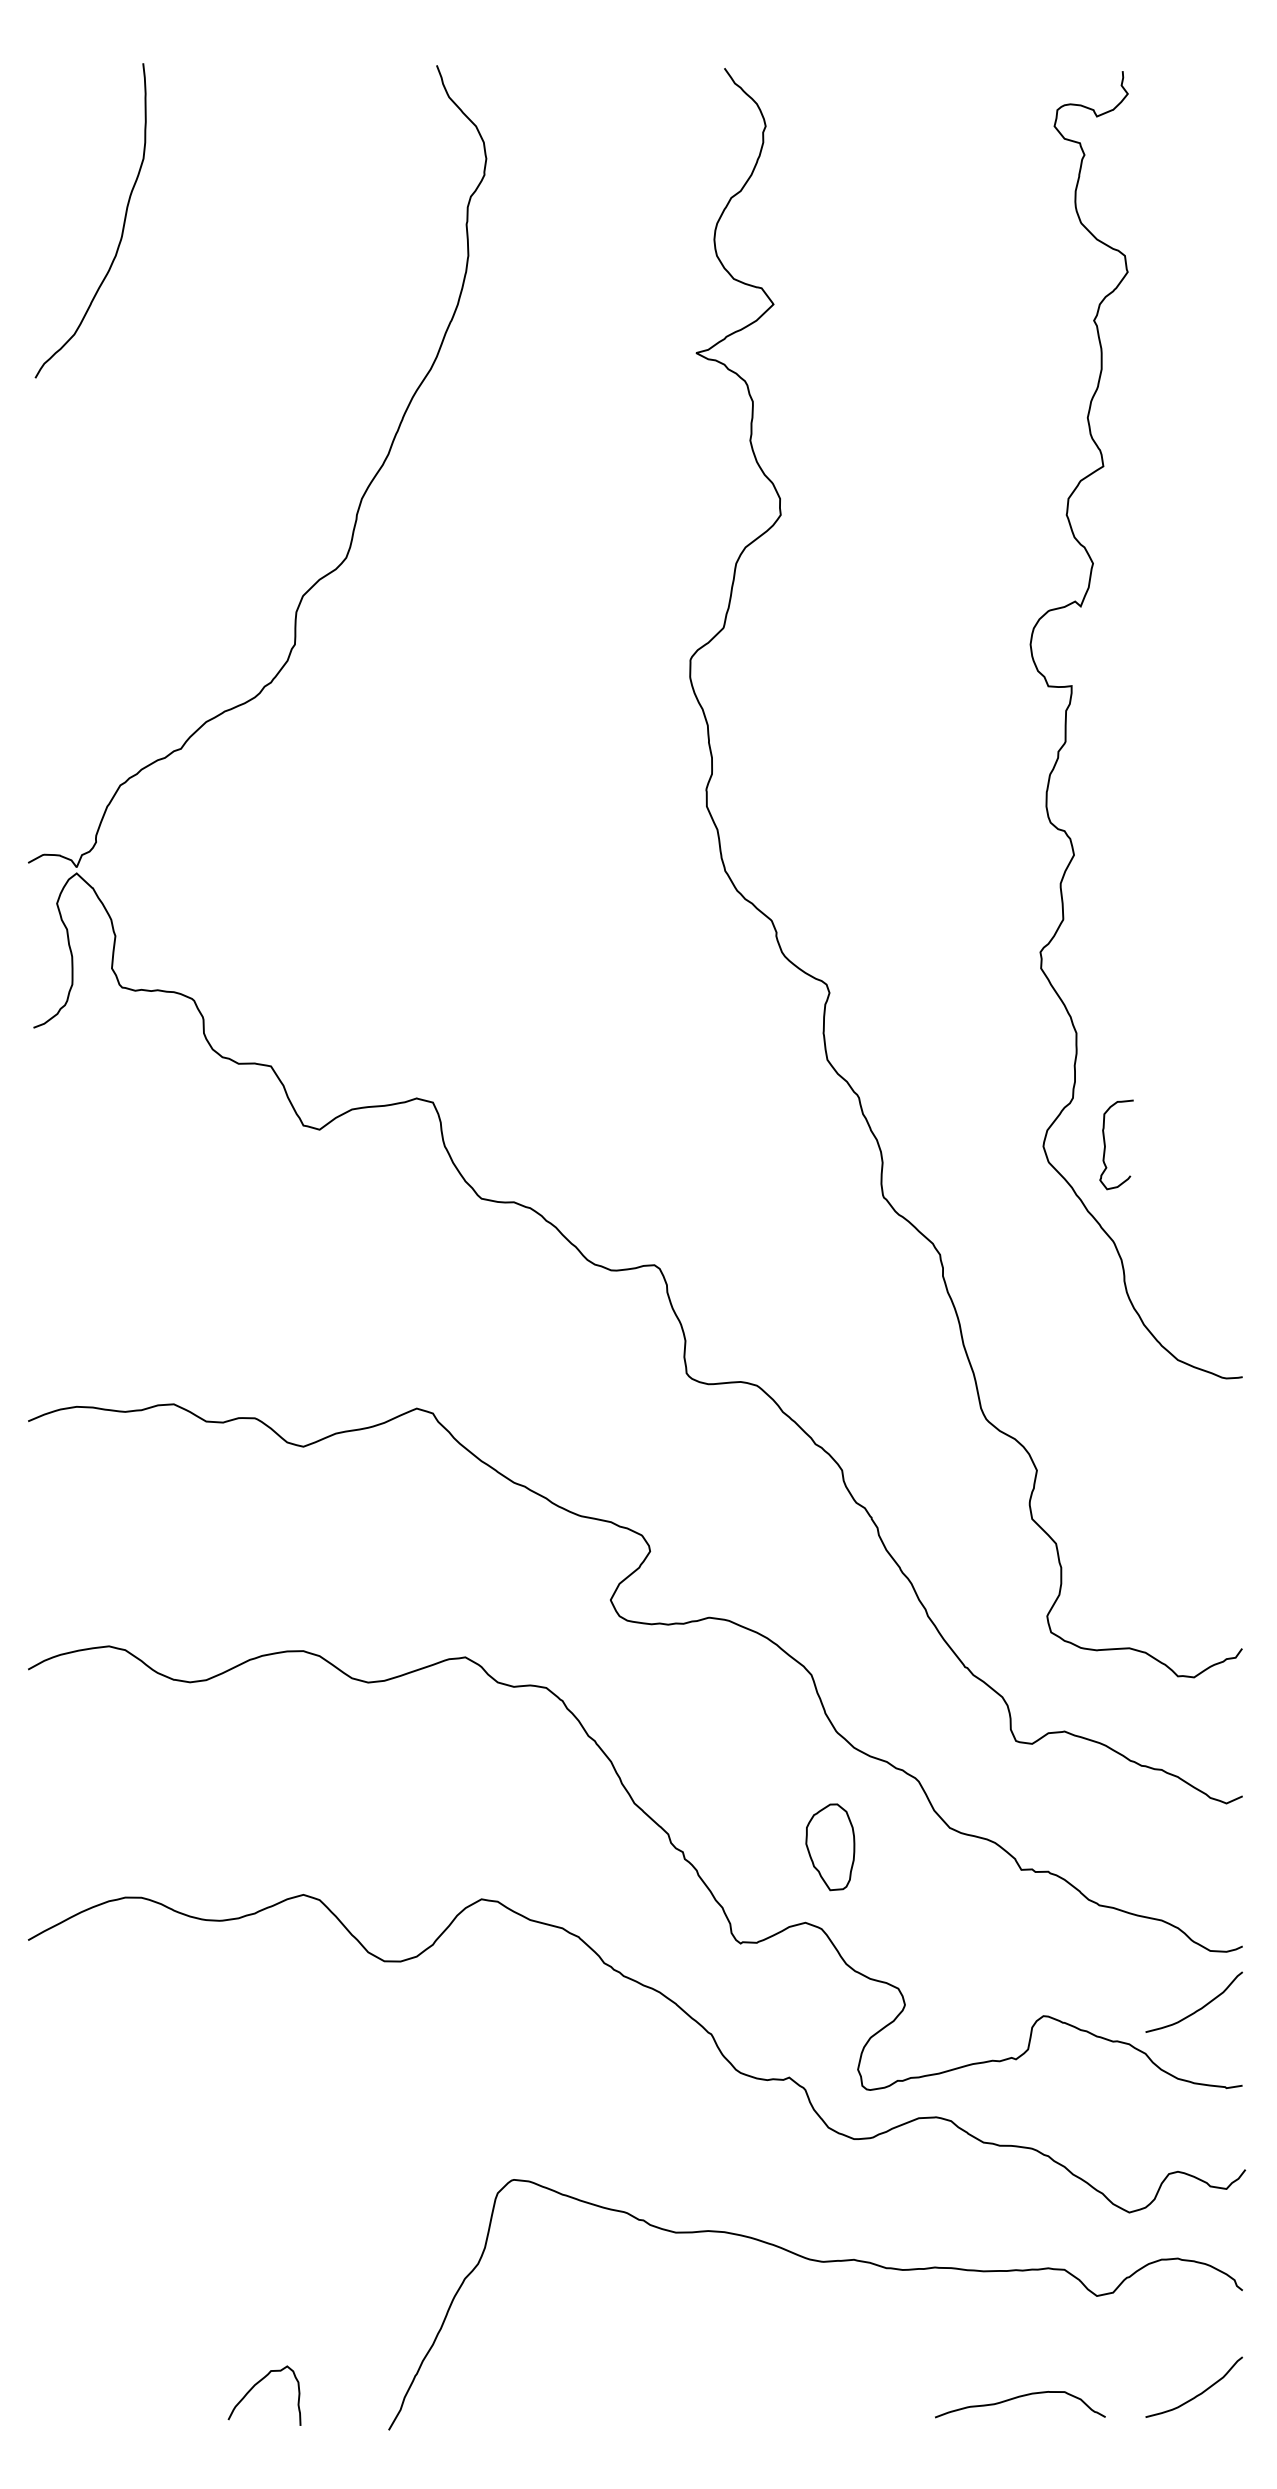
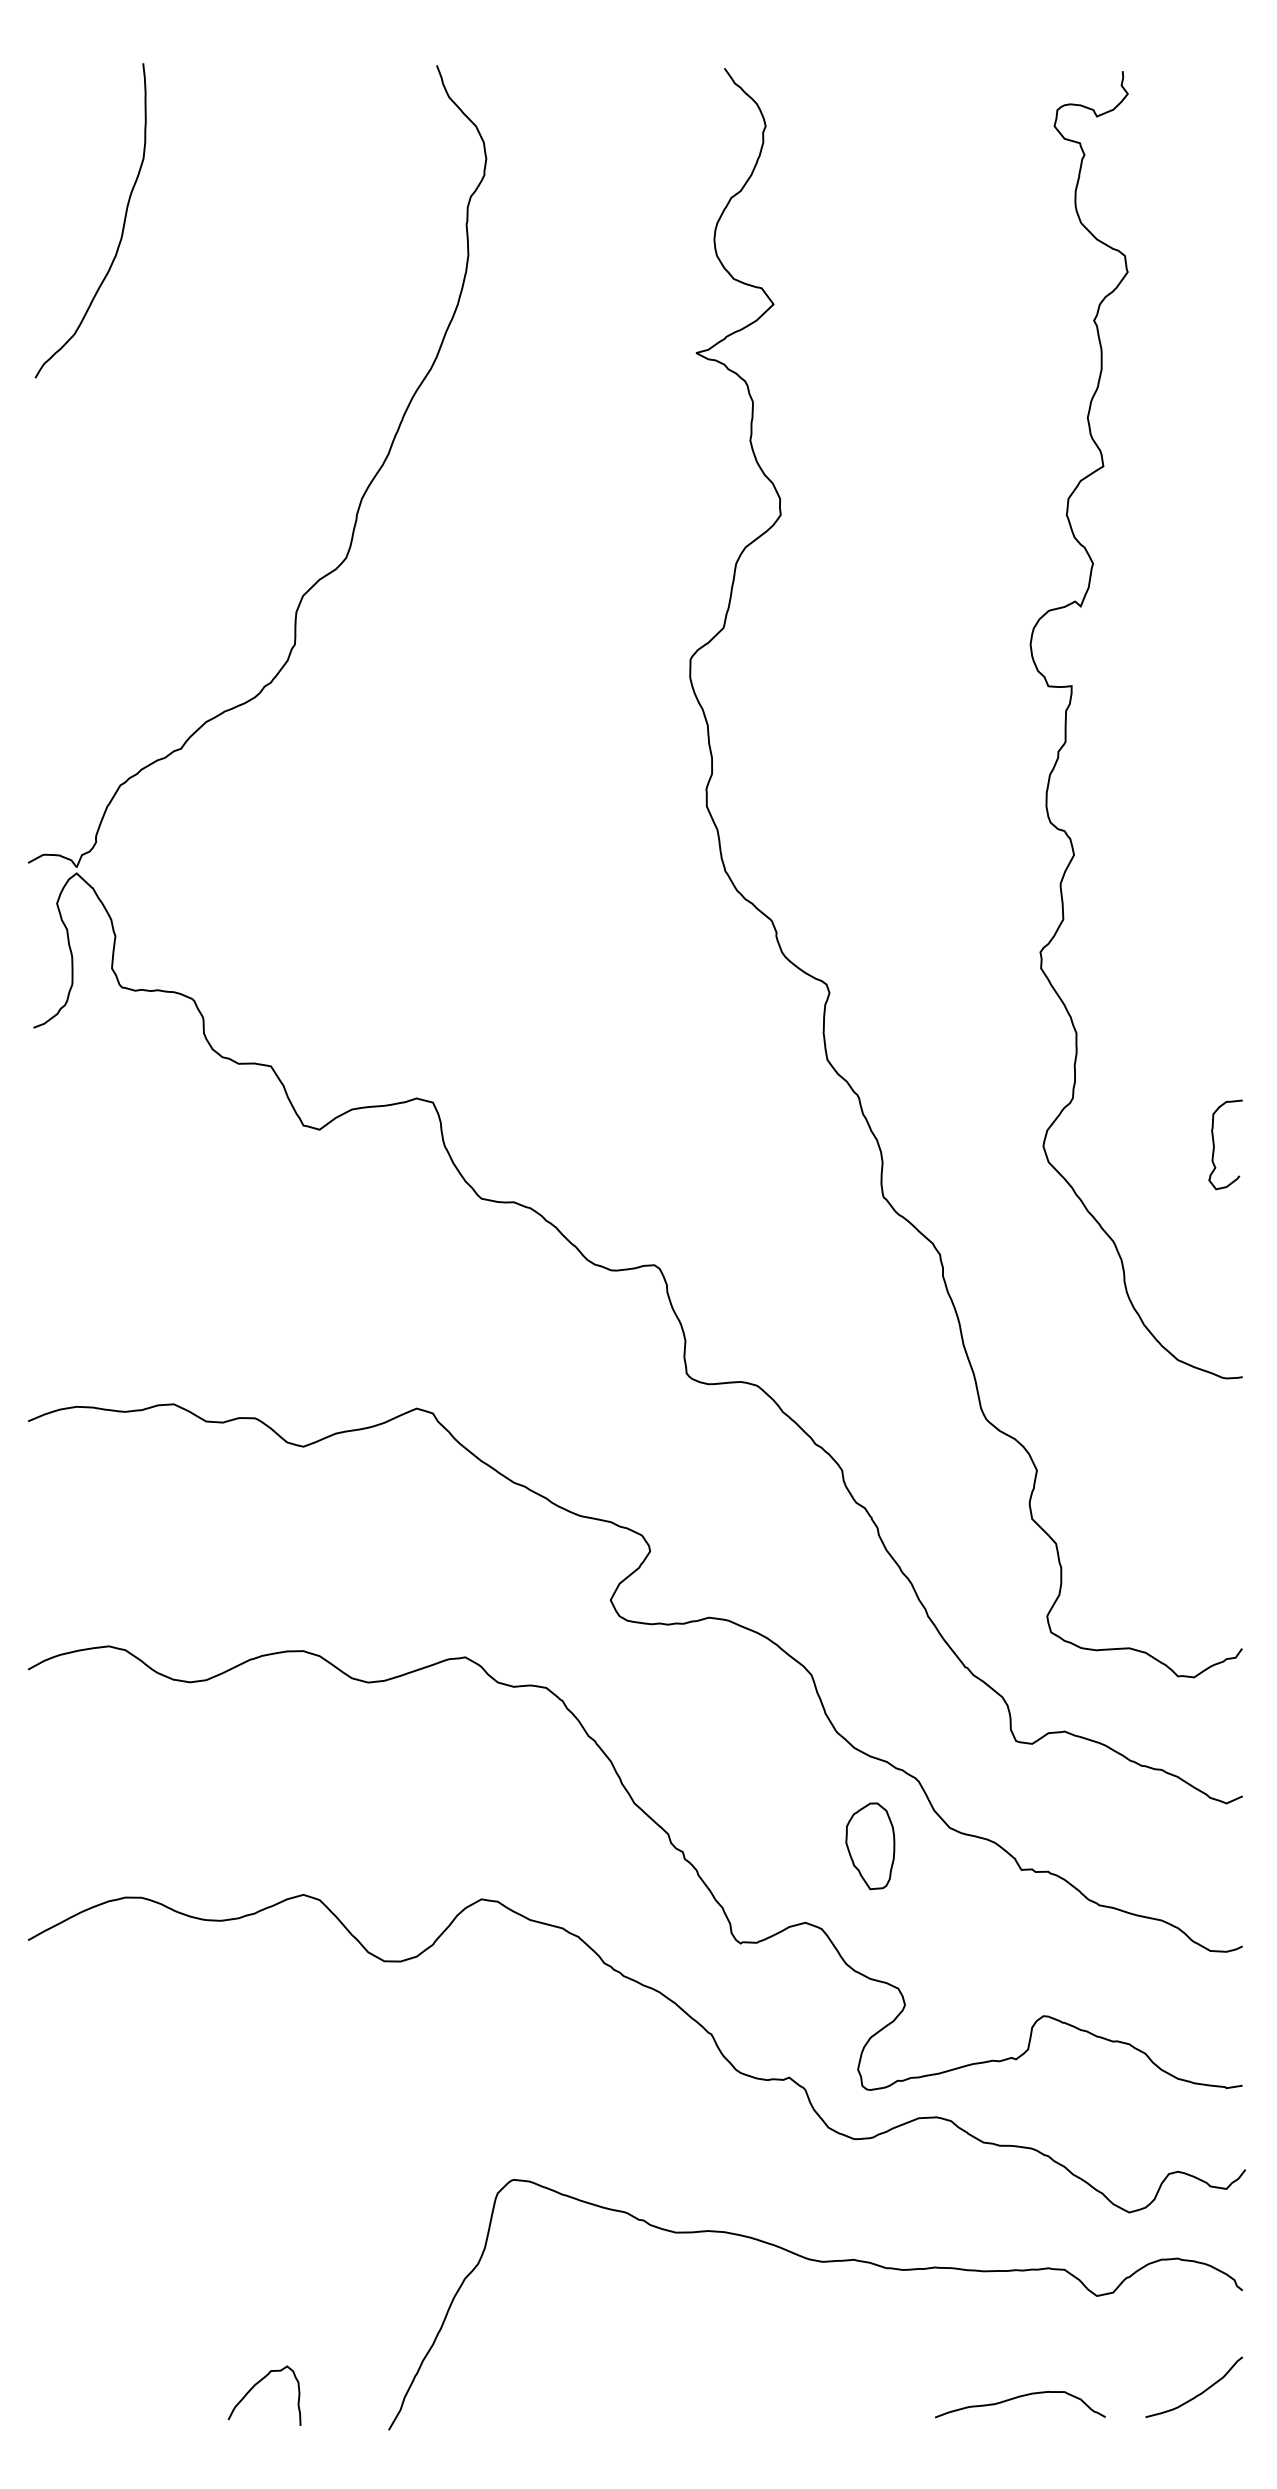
curve position: (1105, 1144) -> (1214, 1144) (1214, 1144)
part position: (830, 1847) -> (870, 1846) (870, 1846)
curve: present -> none (1197, 2009)
